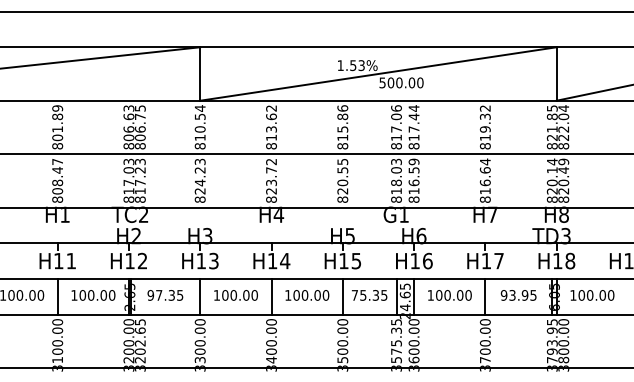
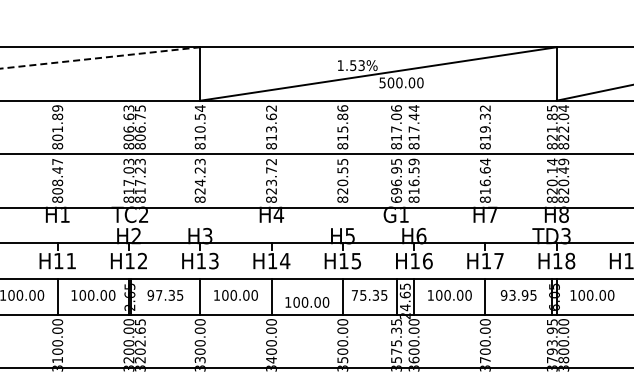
line: present -> none (316, 11)
line: solid -> dashed (100, 57)
text: 818.03 -> 696.95 (396, 180)
text position: (307, 295) -> (307, 302) (307, 302)
